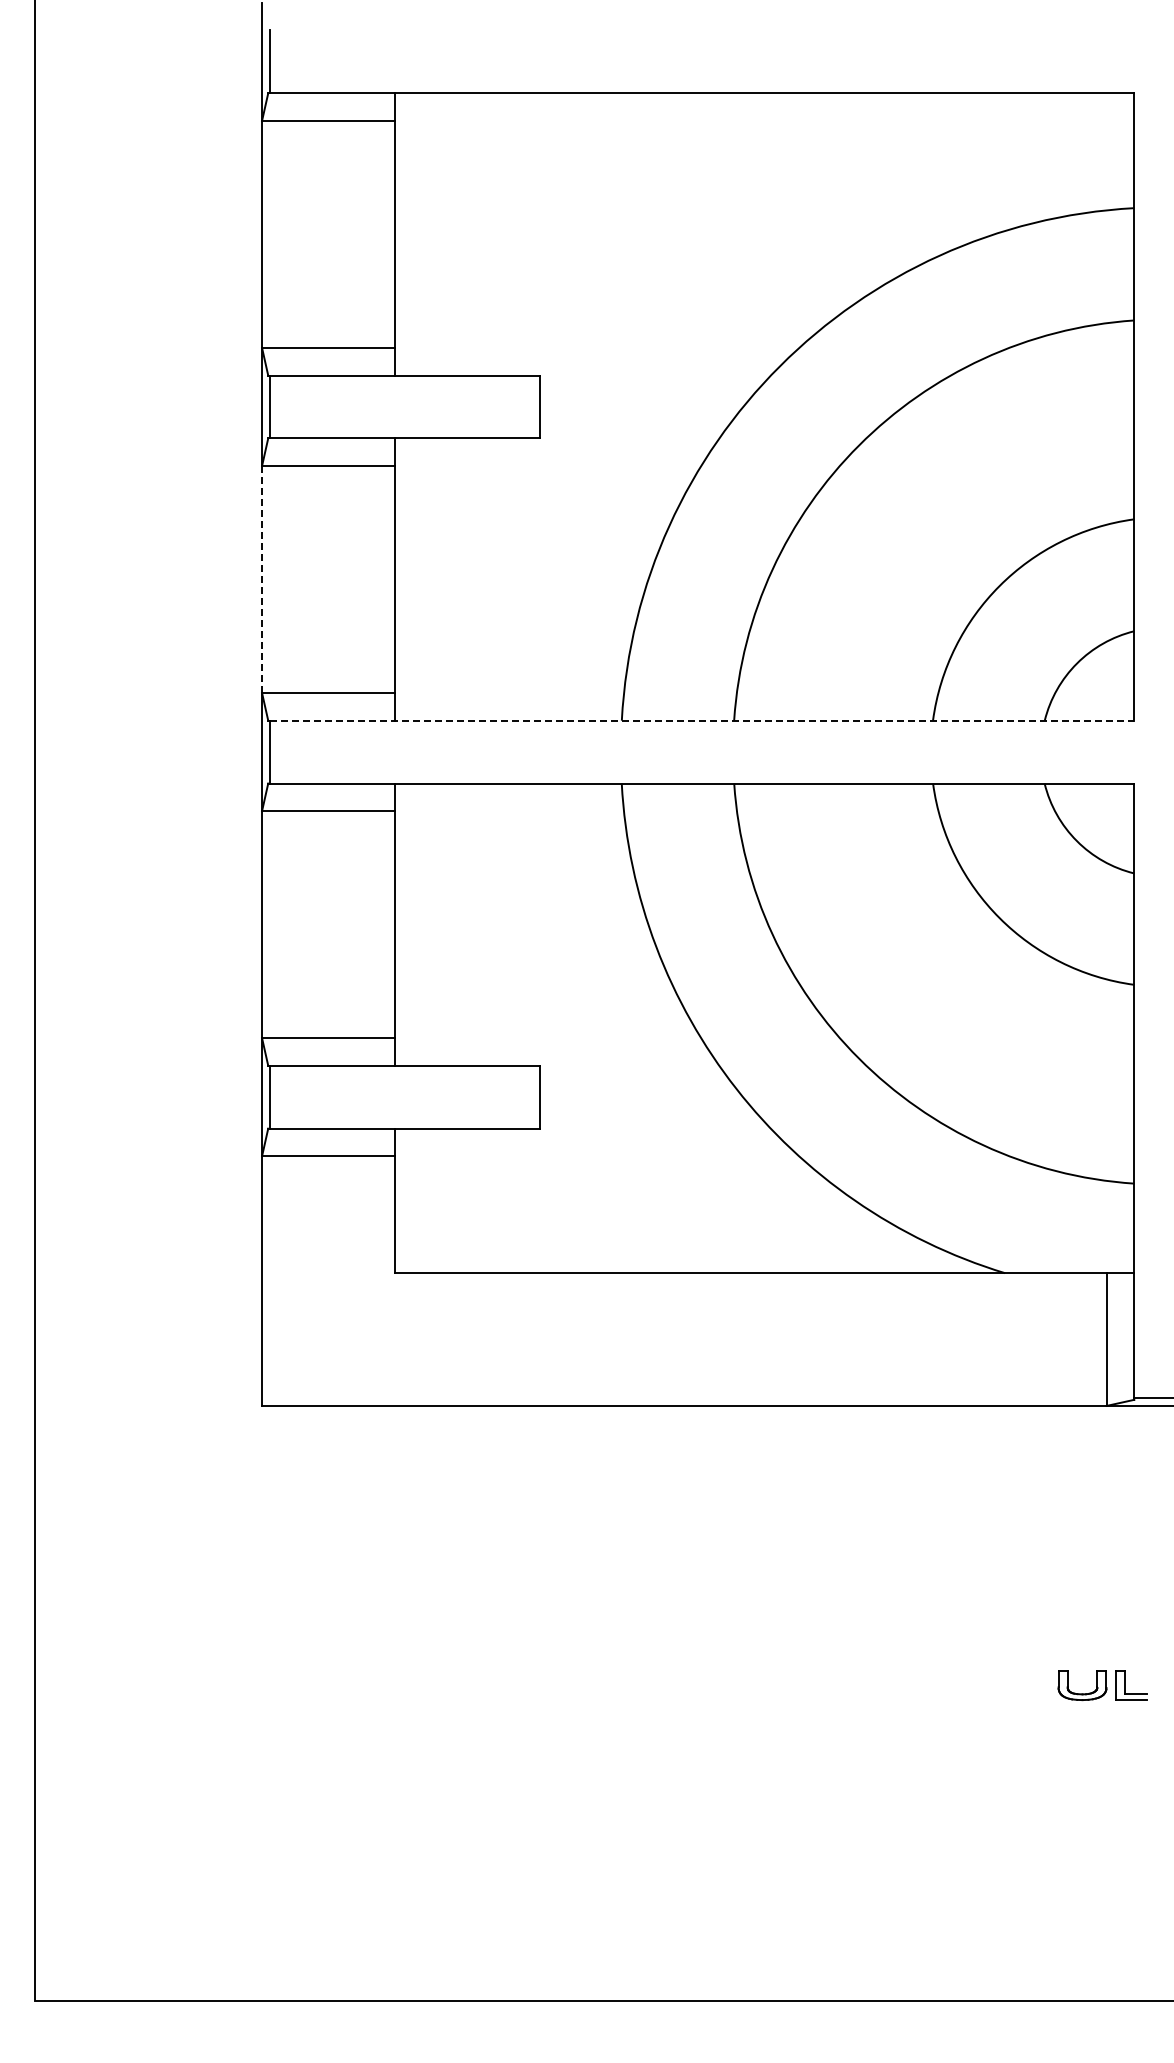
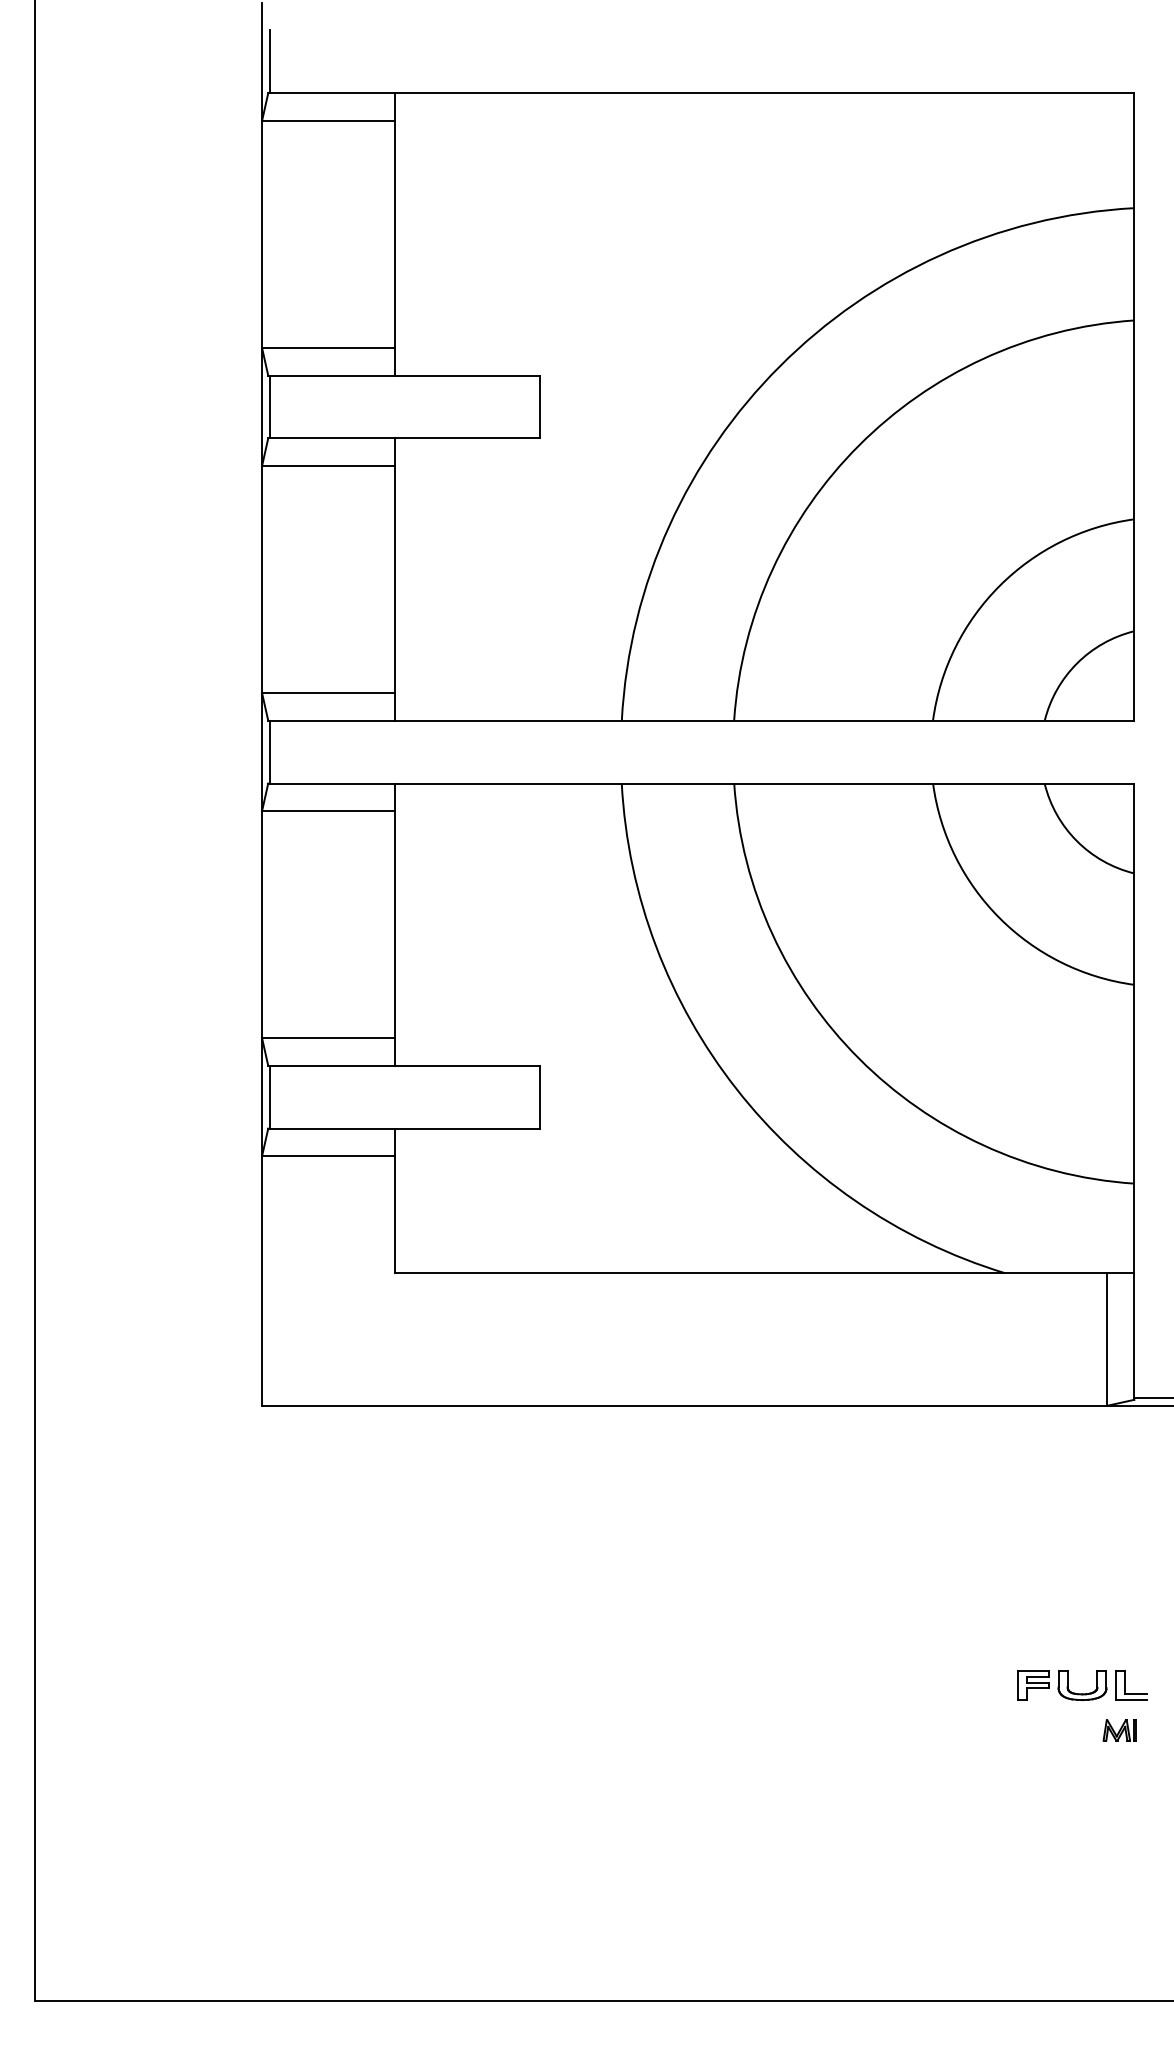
line: dashed -> solid (262, 580)
line: dashed -> solid (702, 720)
part: none -> present (1033, 1685)
part: none -> present (1119, 1730)
